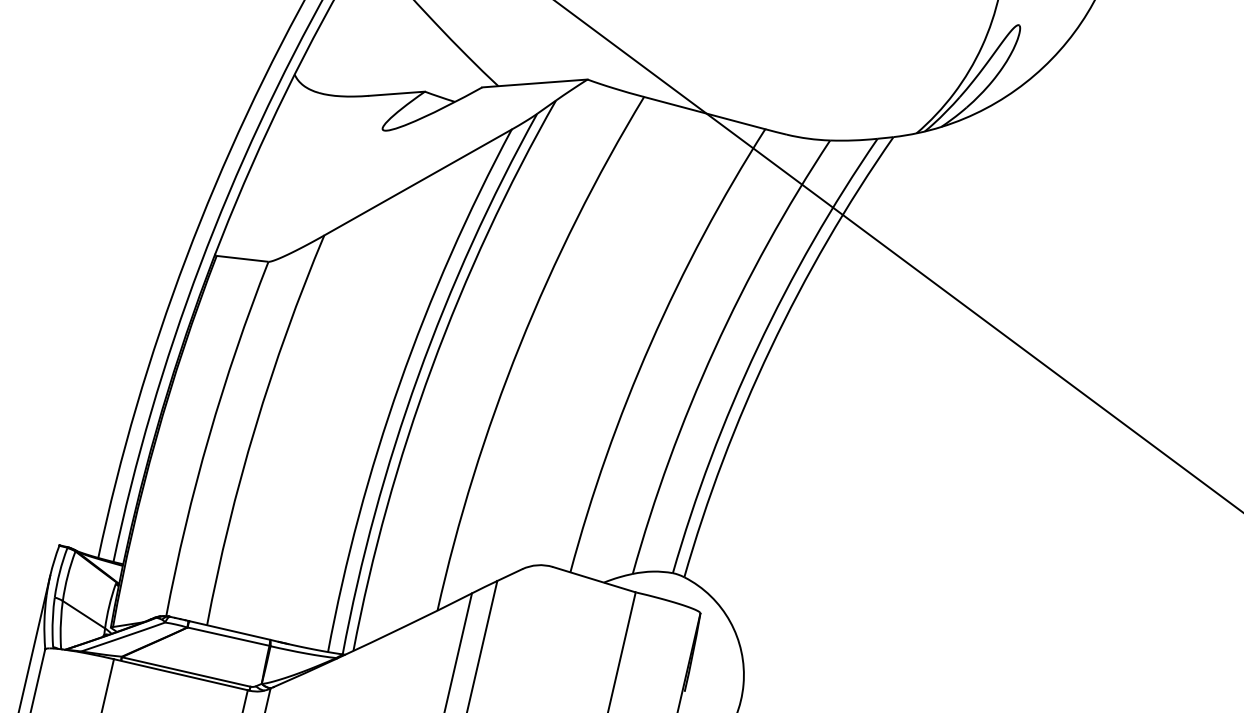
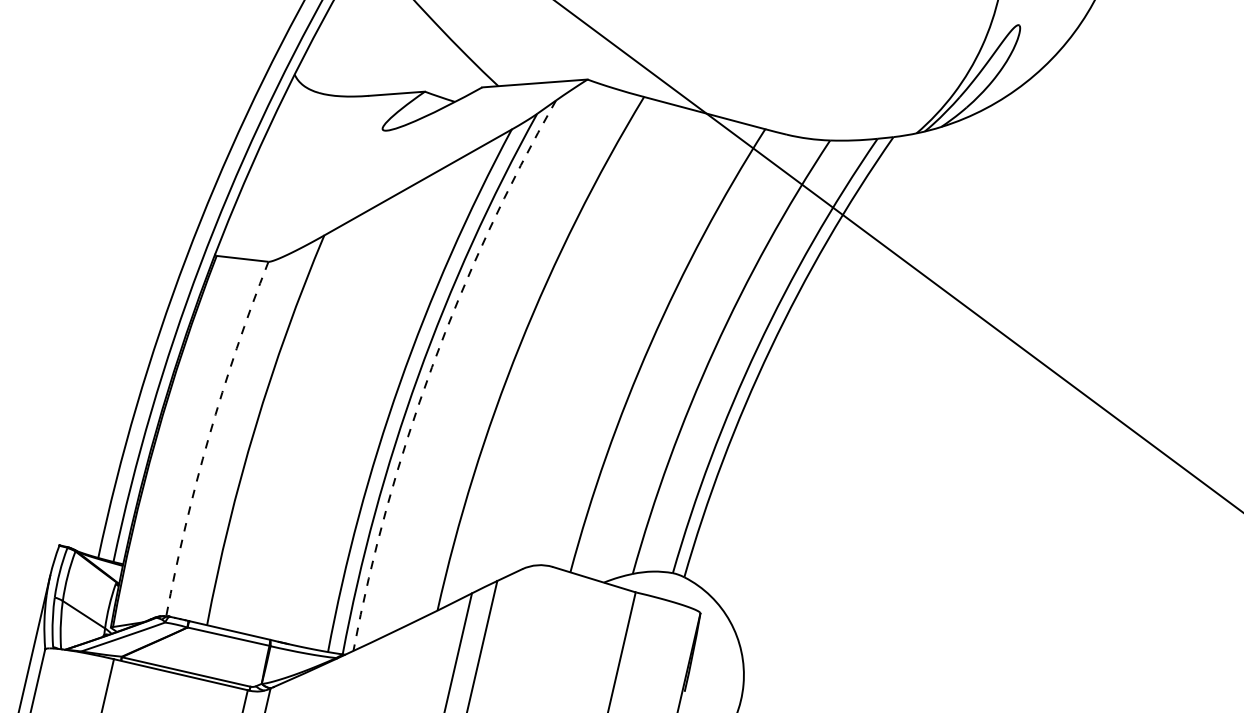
arc: solid -> dashed (432, 367)
arc: solid -> dashed (209, 436)
